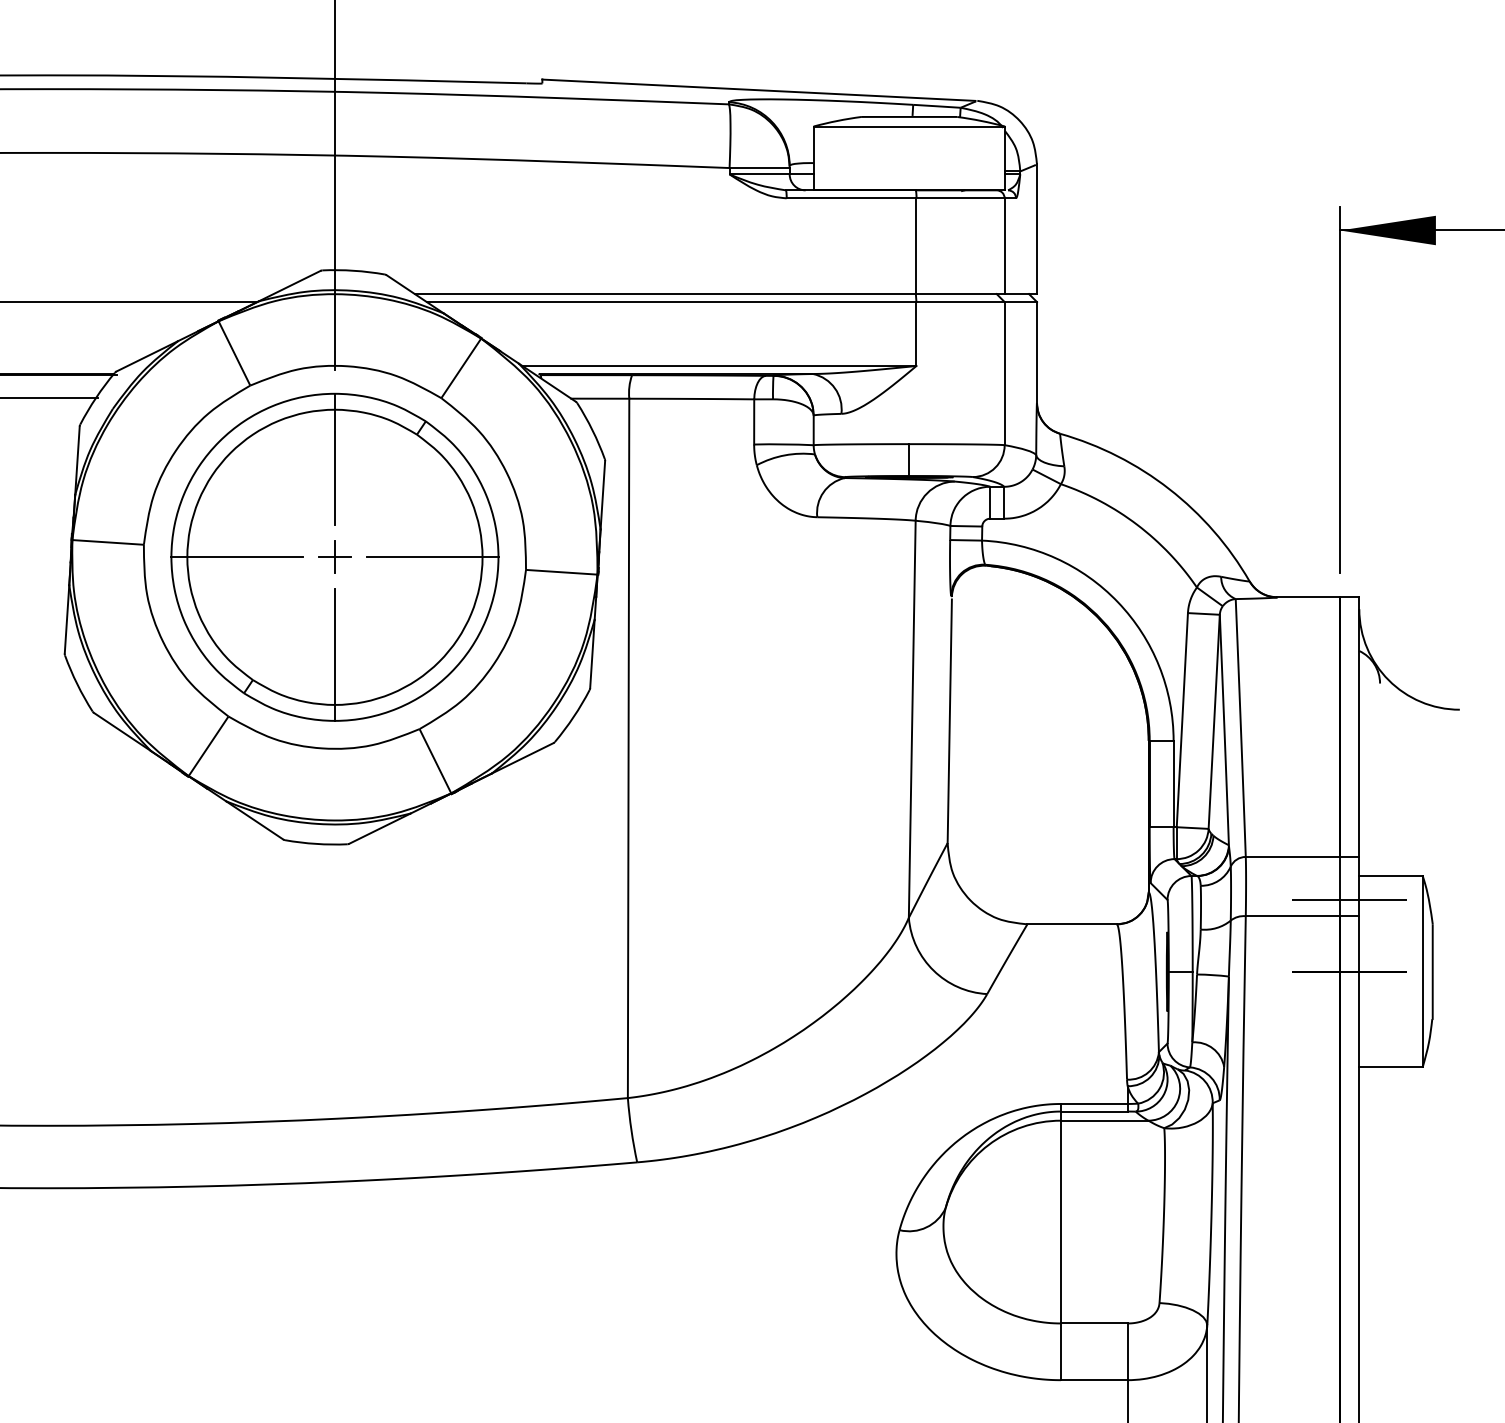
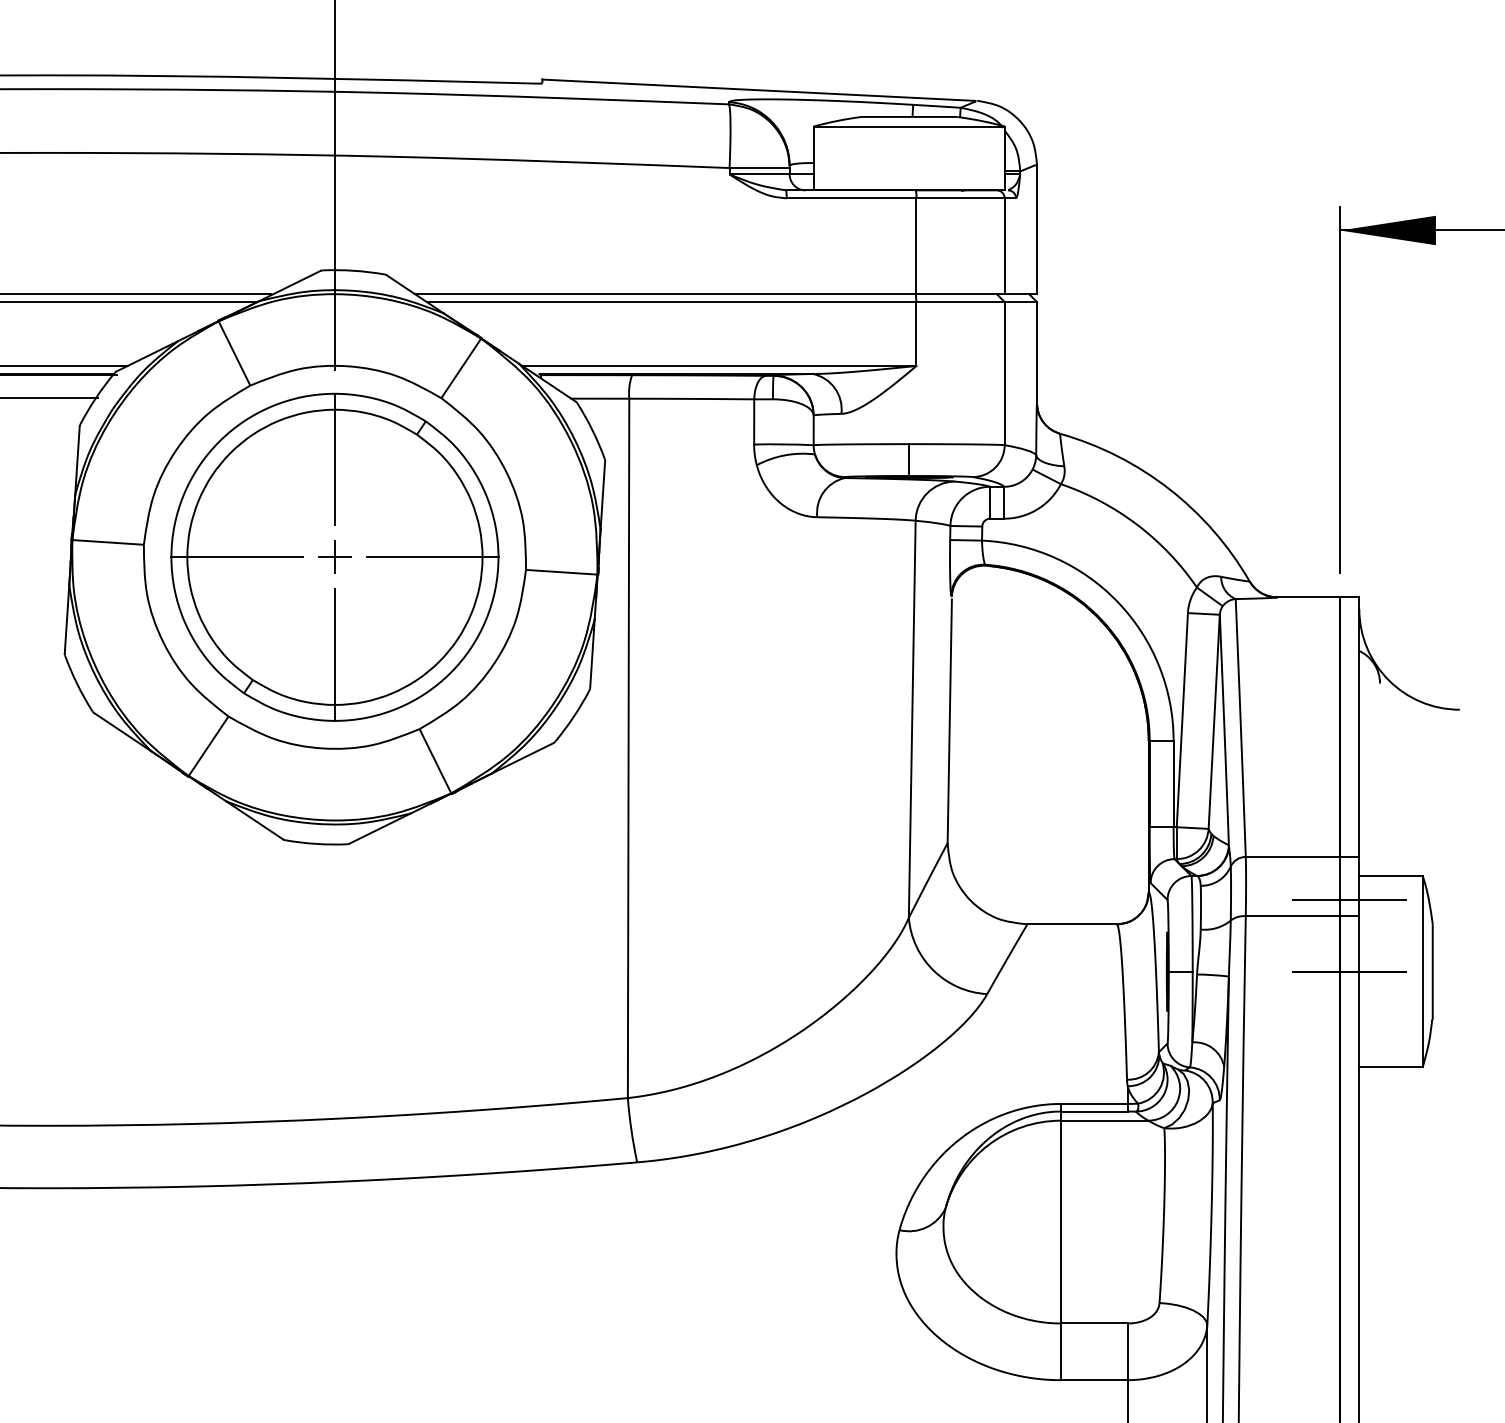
line: none -> present (136, 294)
line: none -> present (64, 366)
